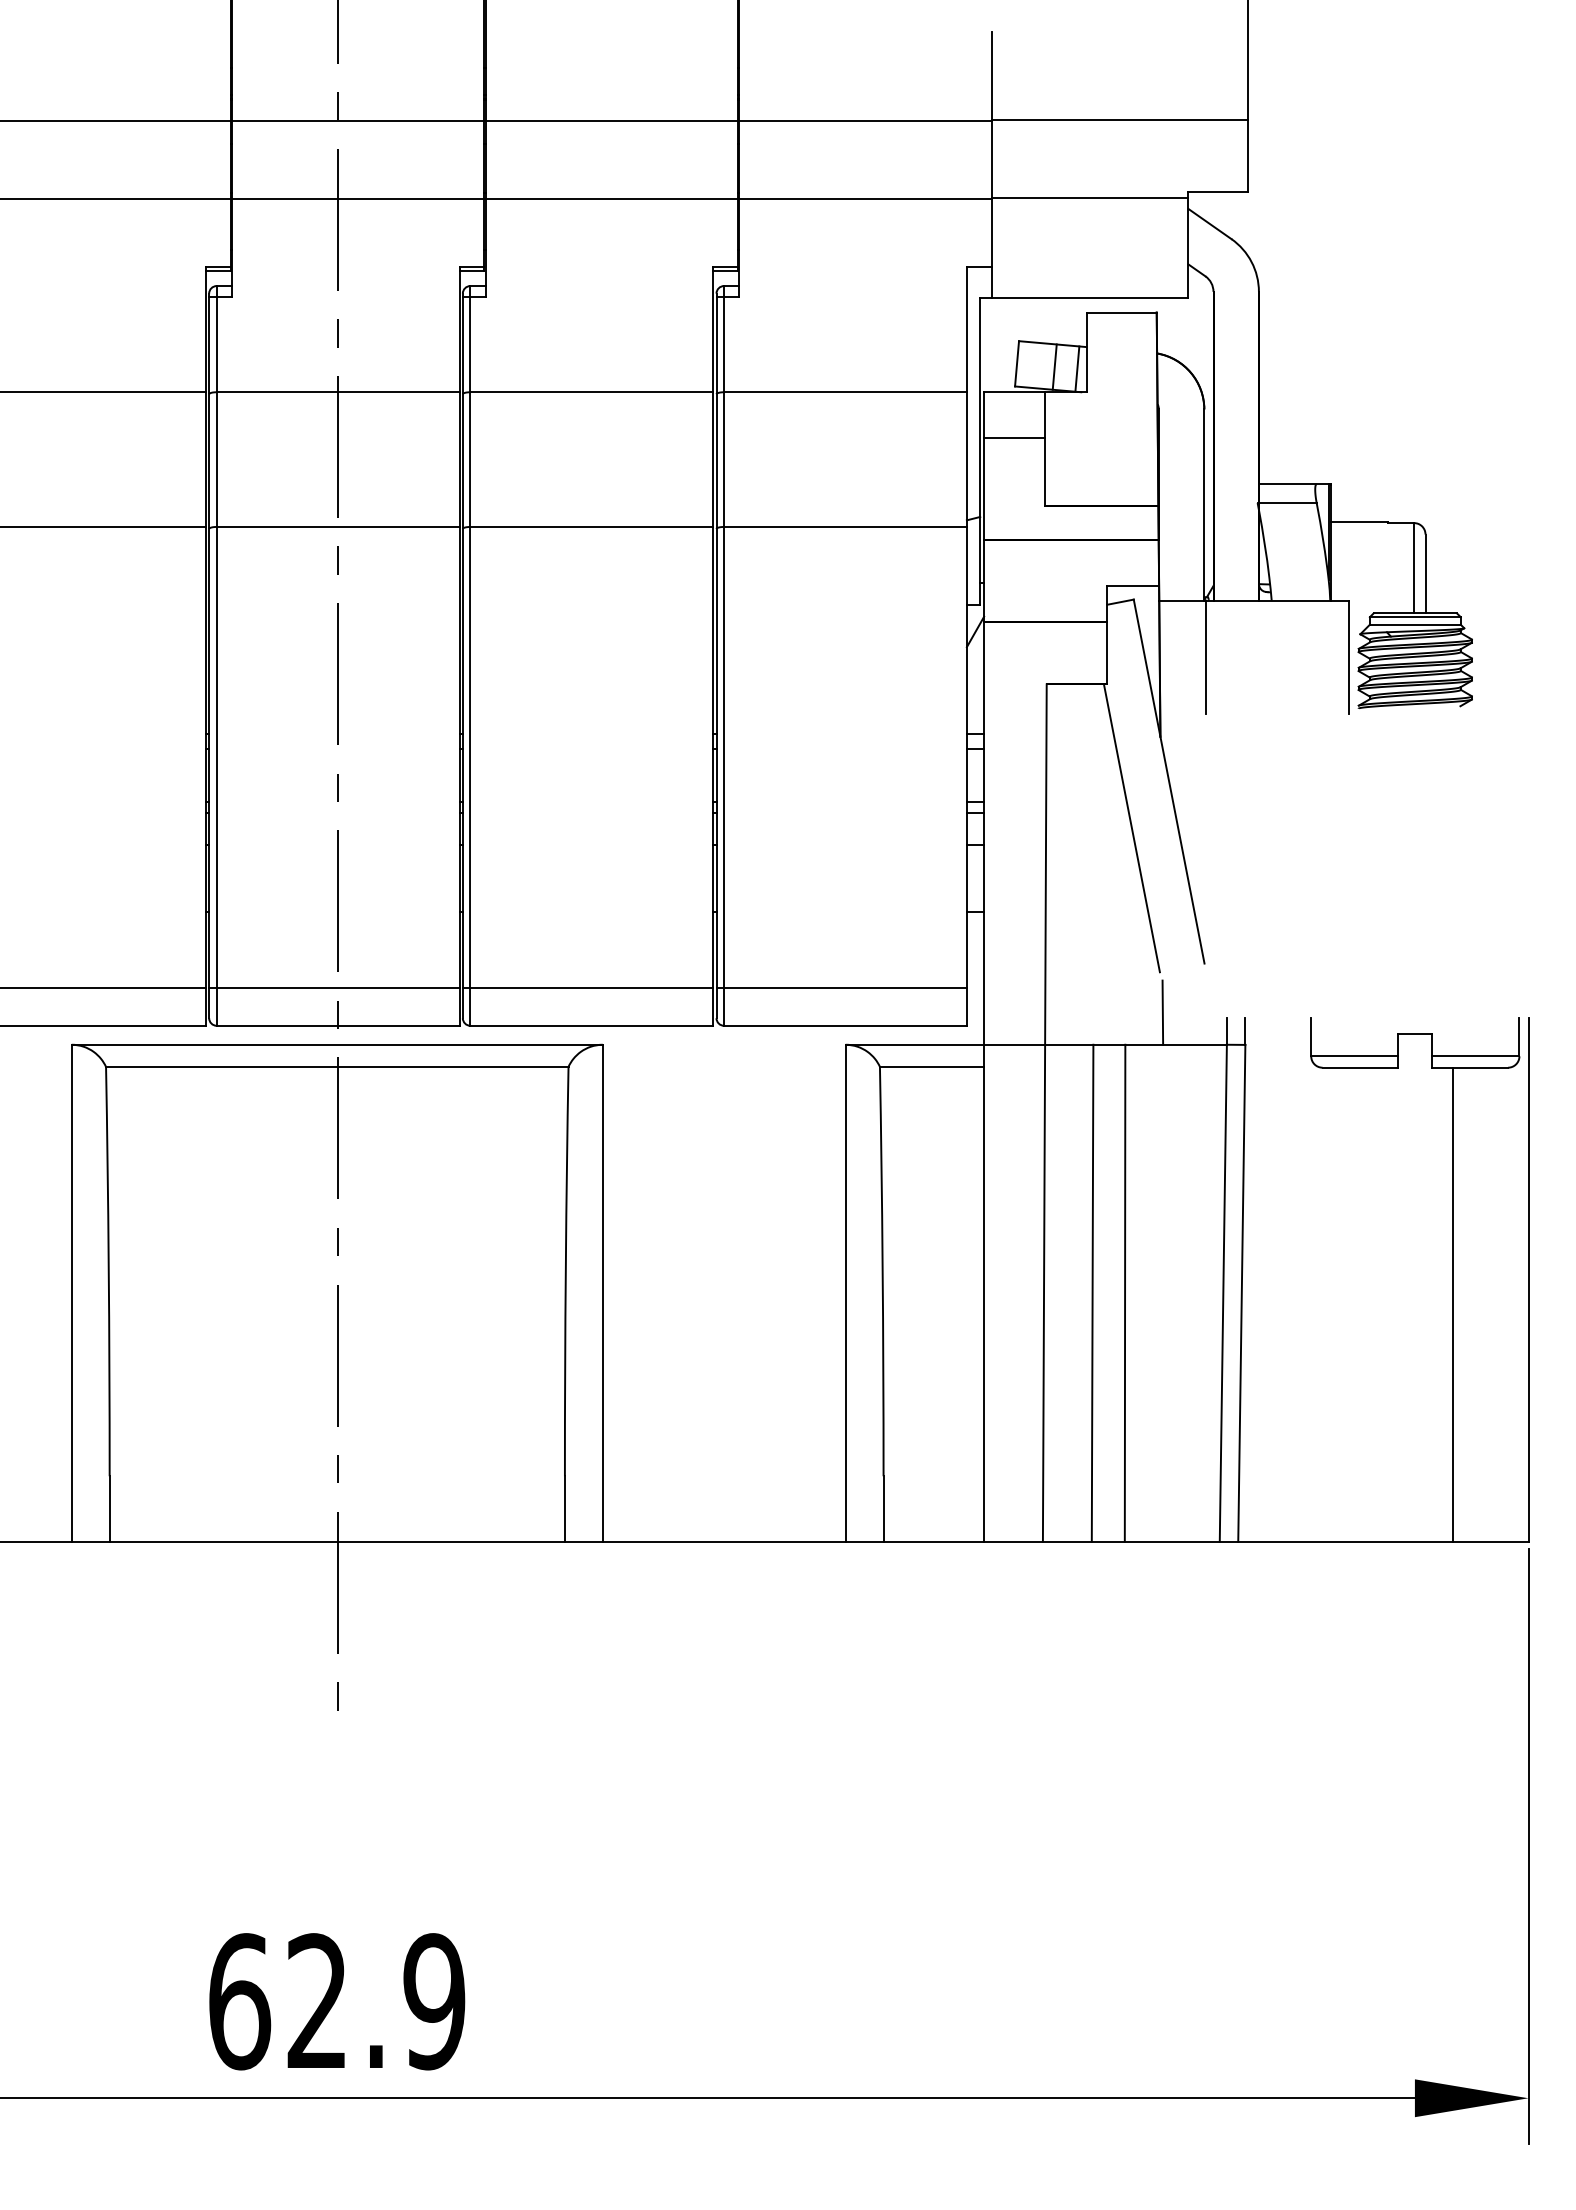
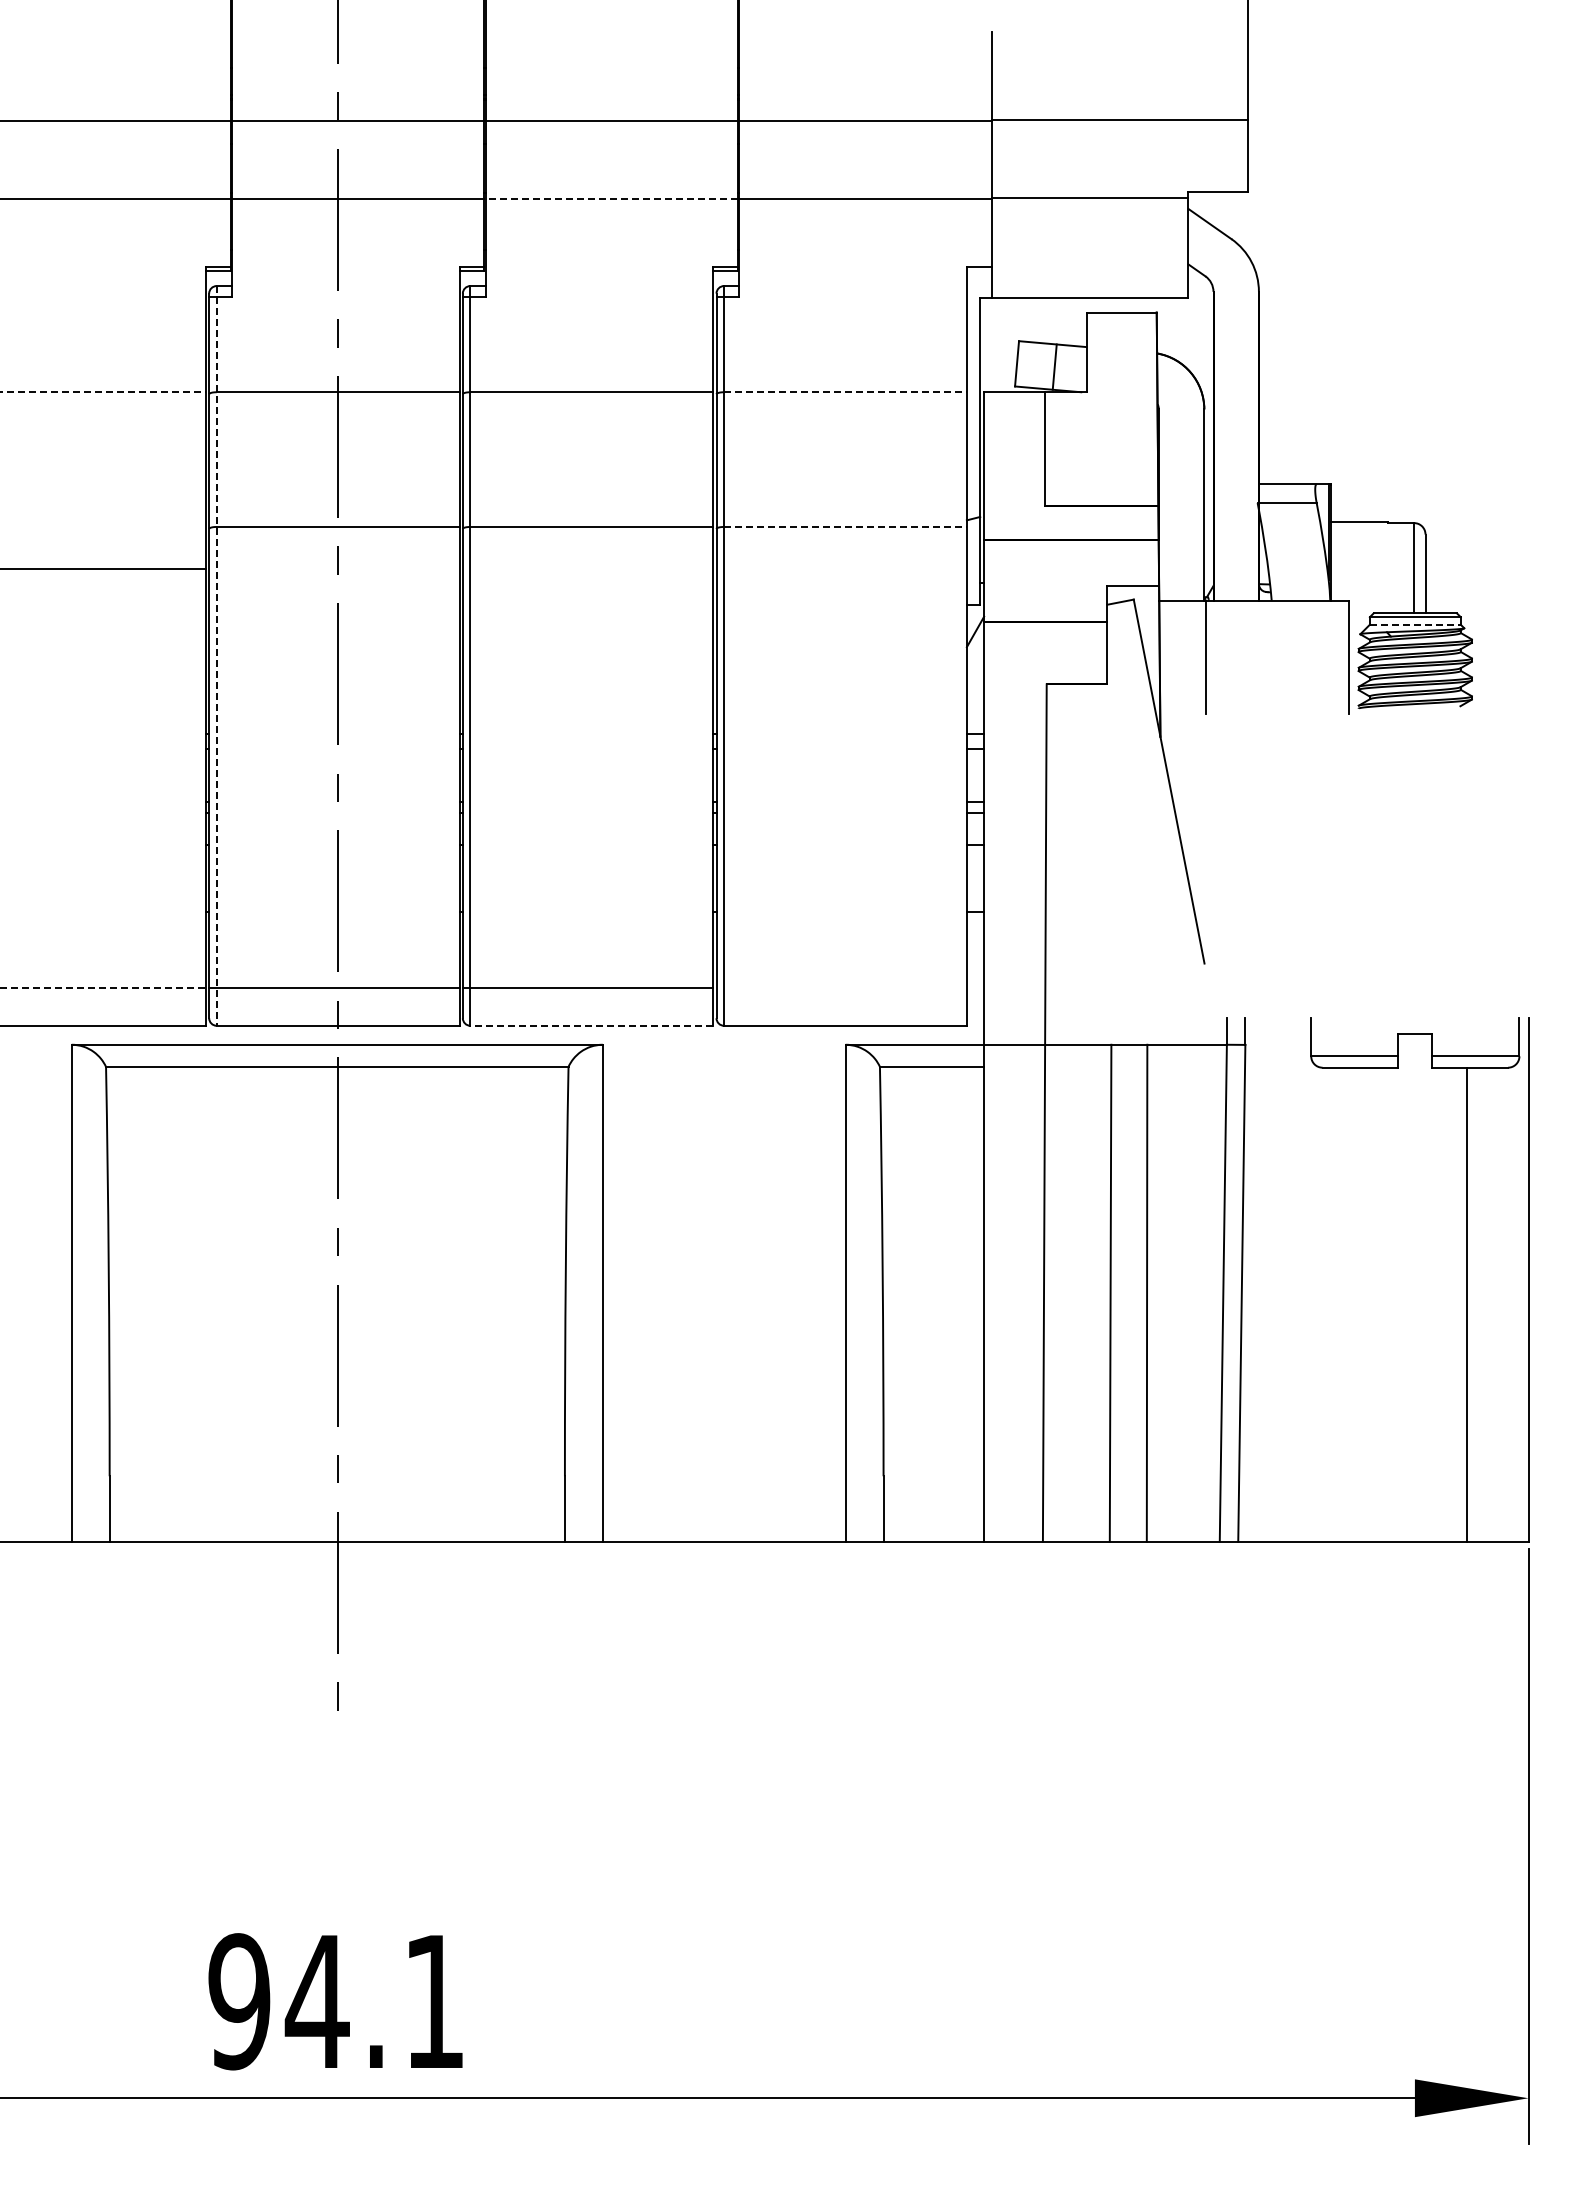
line: solid -> dashed (611, 199)
line: present -> none (1077, 368)
line: solid -> dashed (102, 392)
line: solid -> dashed (845, 392)
line: present -> none (1014, 437)
line position: (103, 526) -> (103, 568) (103, 568)
line: solid -> dashed (845, 526)
line: solid -> dashed (1415, 624)
line: solid -> dashed (216, 655)
line: present -> none (1131, 828)
line: solid -> dashed (103, 987)
line: present -> none (841, 987)
line: present -> none (1162, 1012)
line: solid -> dashed (591, 1025)
line position: (1092, 1292) -> (1110, 1292) (1110, 1292)
line position: (1124, 1292) -> (1146, 1292) (1146, 1292)
line position: (1452, 1304) -> (1466, 1304) (1466, 1304)
text: 62.9 -> 94.1 (336, 2001)
